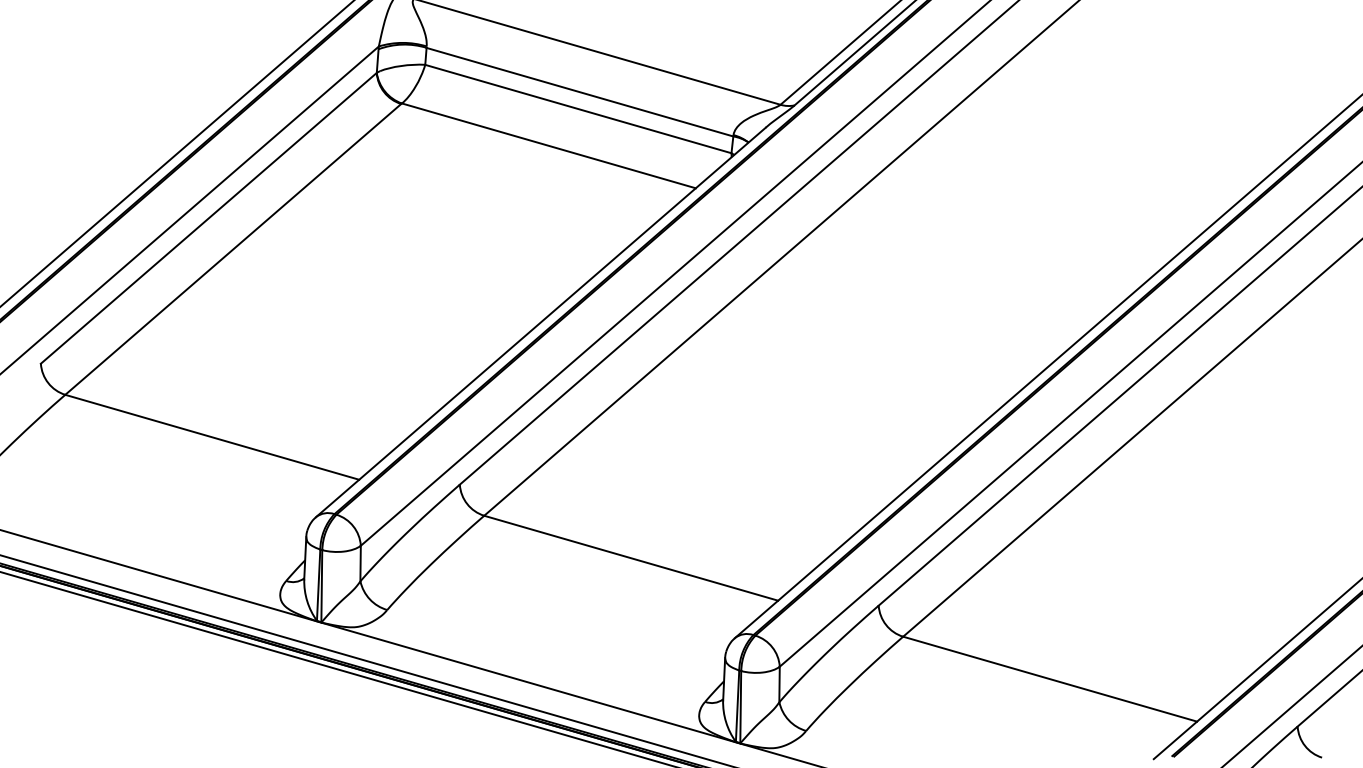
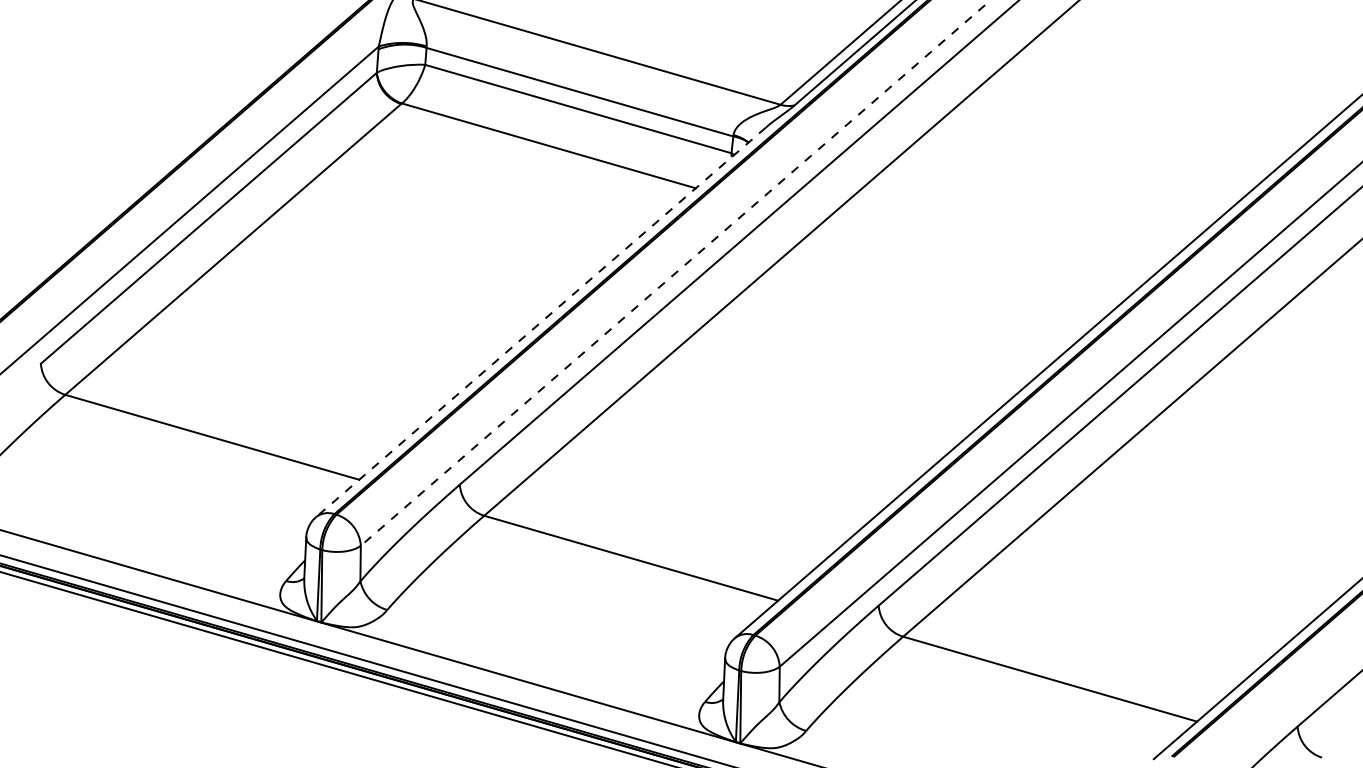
line: present -> none (177, 153)
line: solid -> dashed (675, 273)
line: solid -> dashed (540, 322)
line: present -> none (1292, 706)
